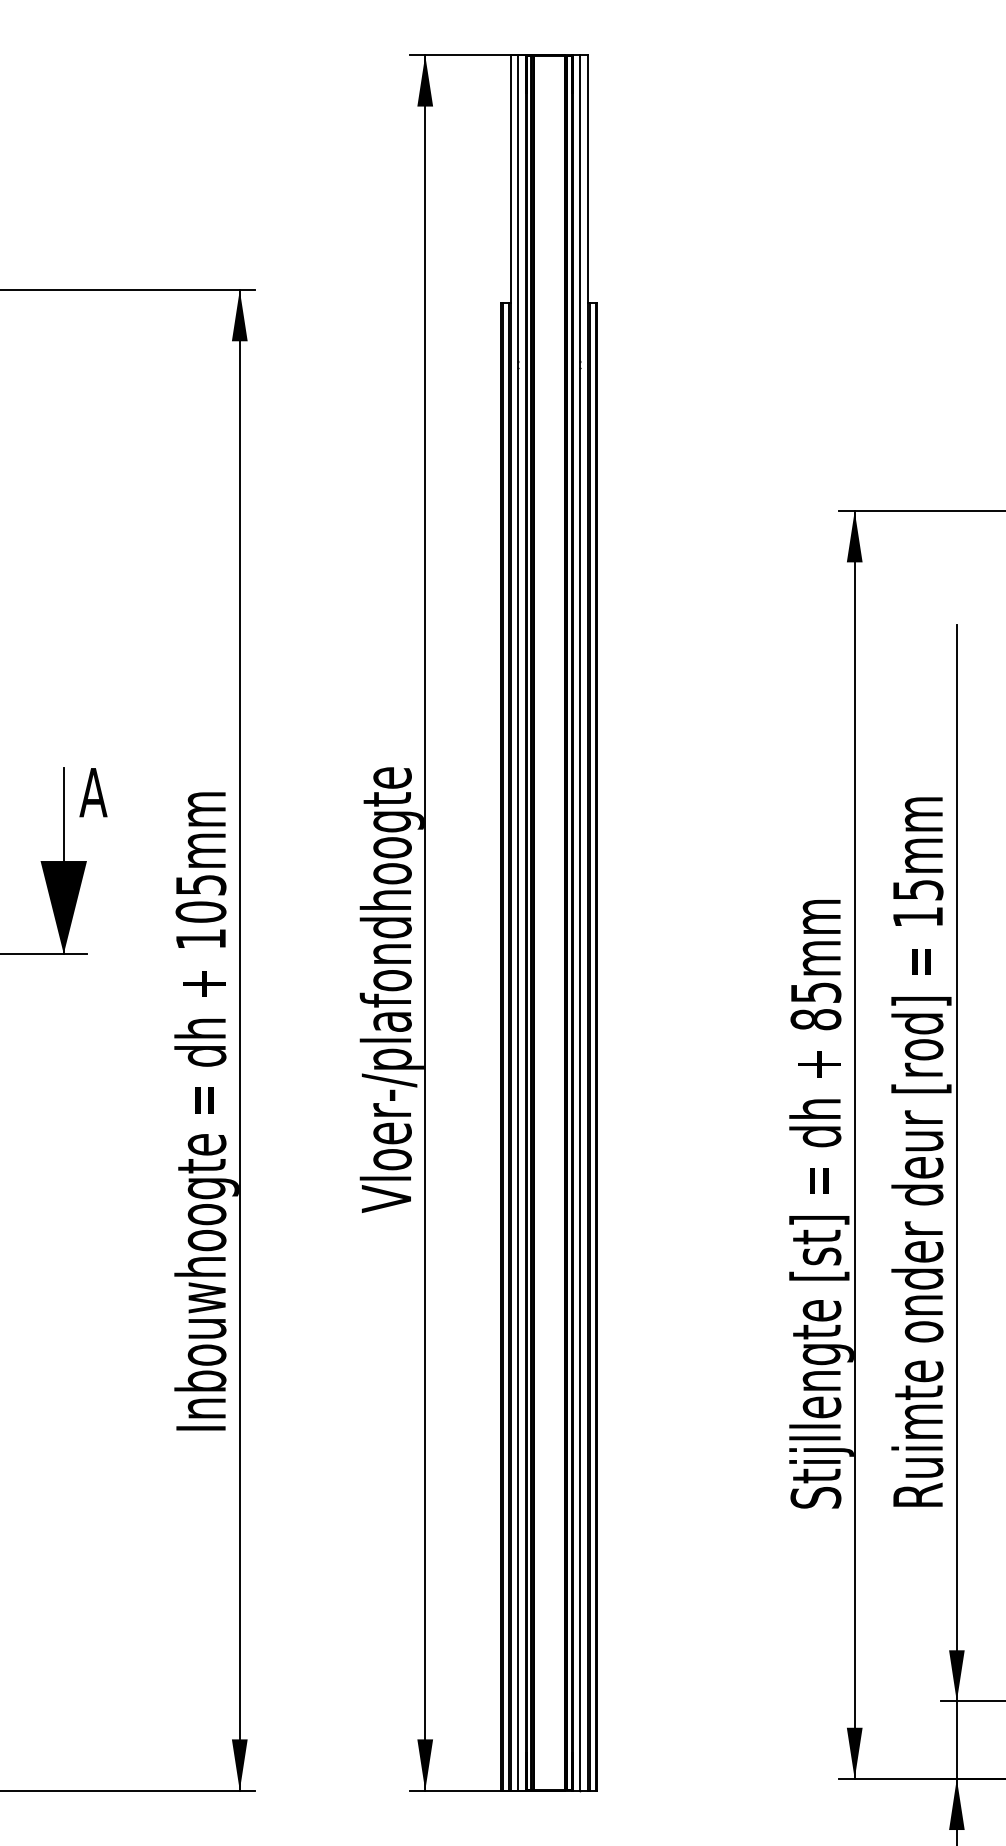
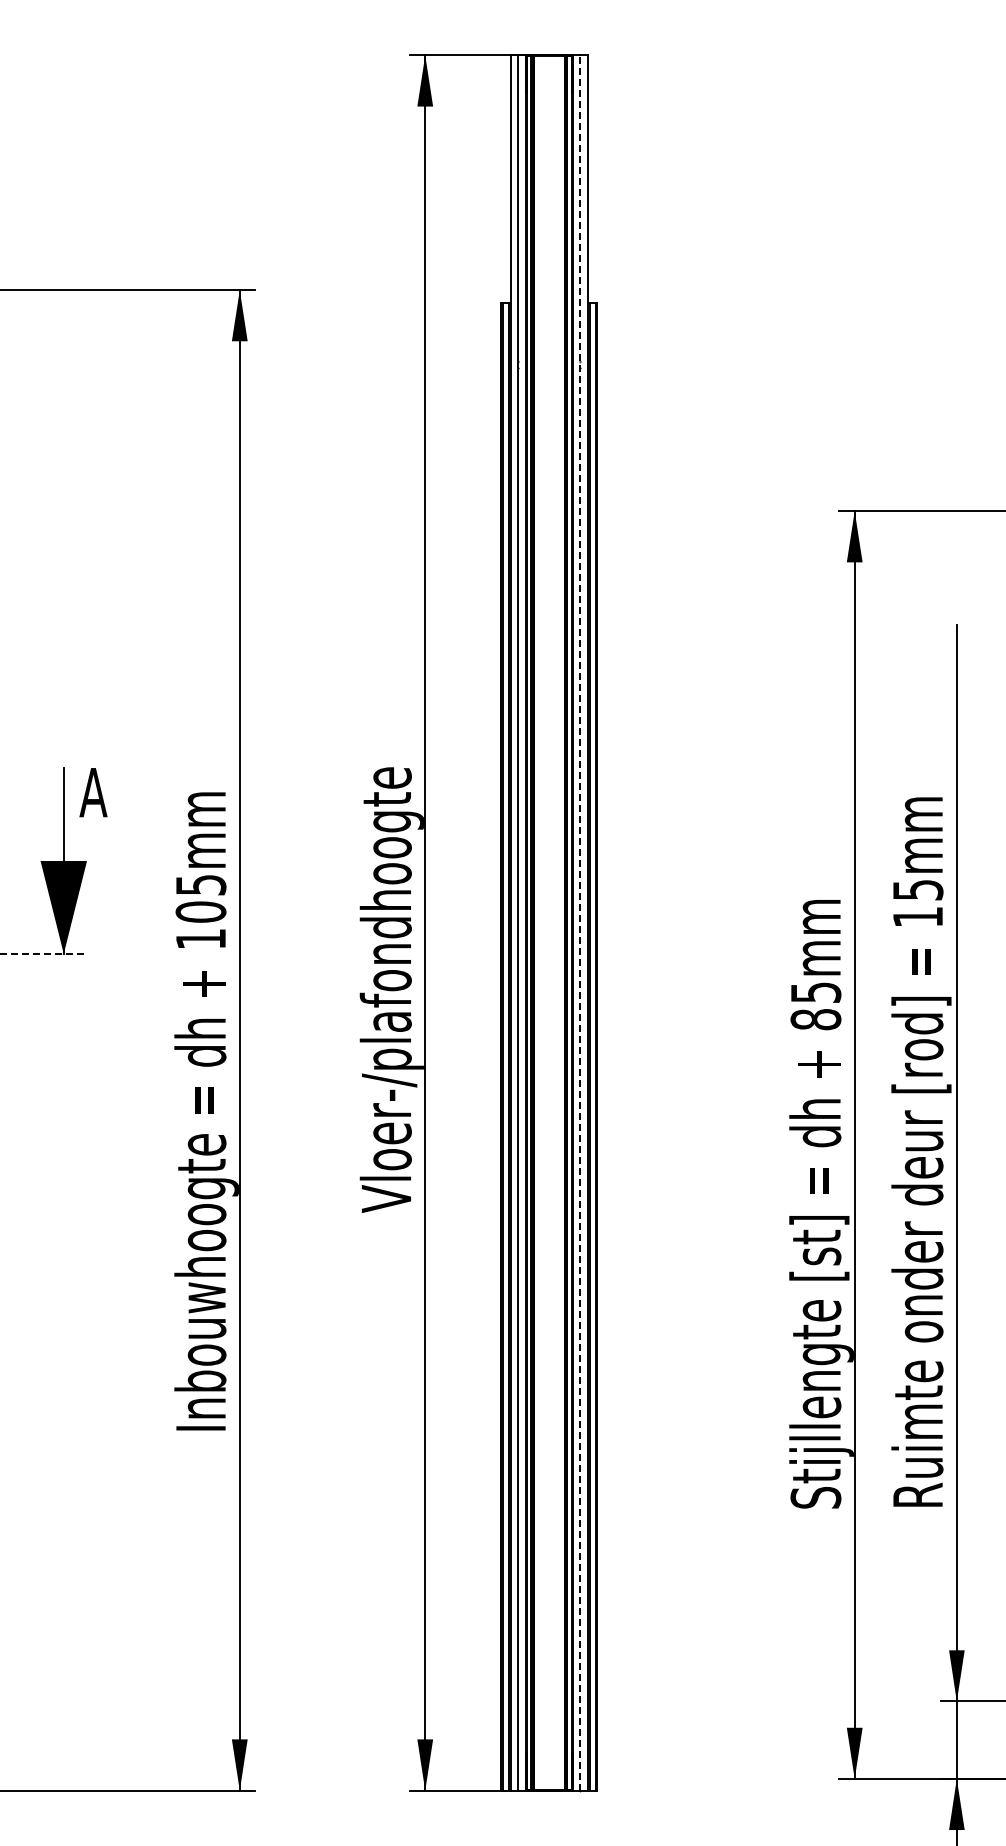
line: solid -> dashed (580, 923)
line: solid -> dashed (44, 953)
